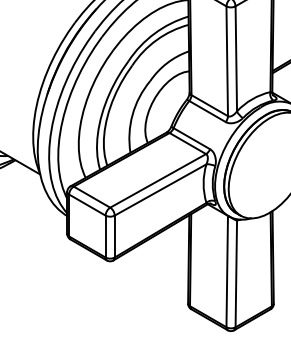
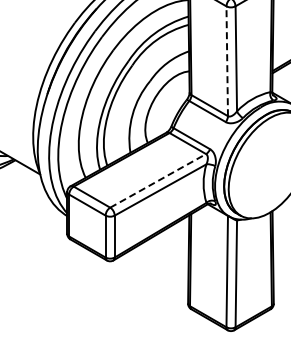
line: solid -> dashed (227, 61)
line: solid -> dashed (158, 180)
